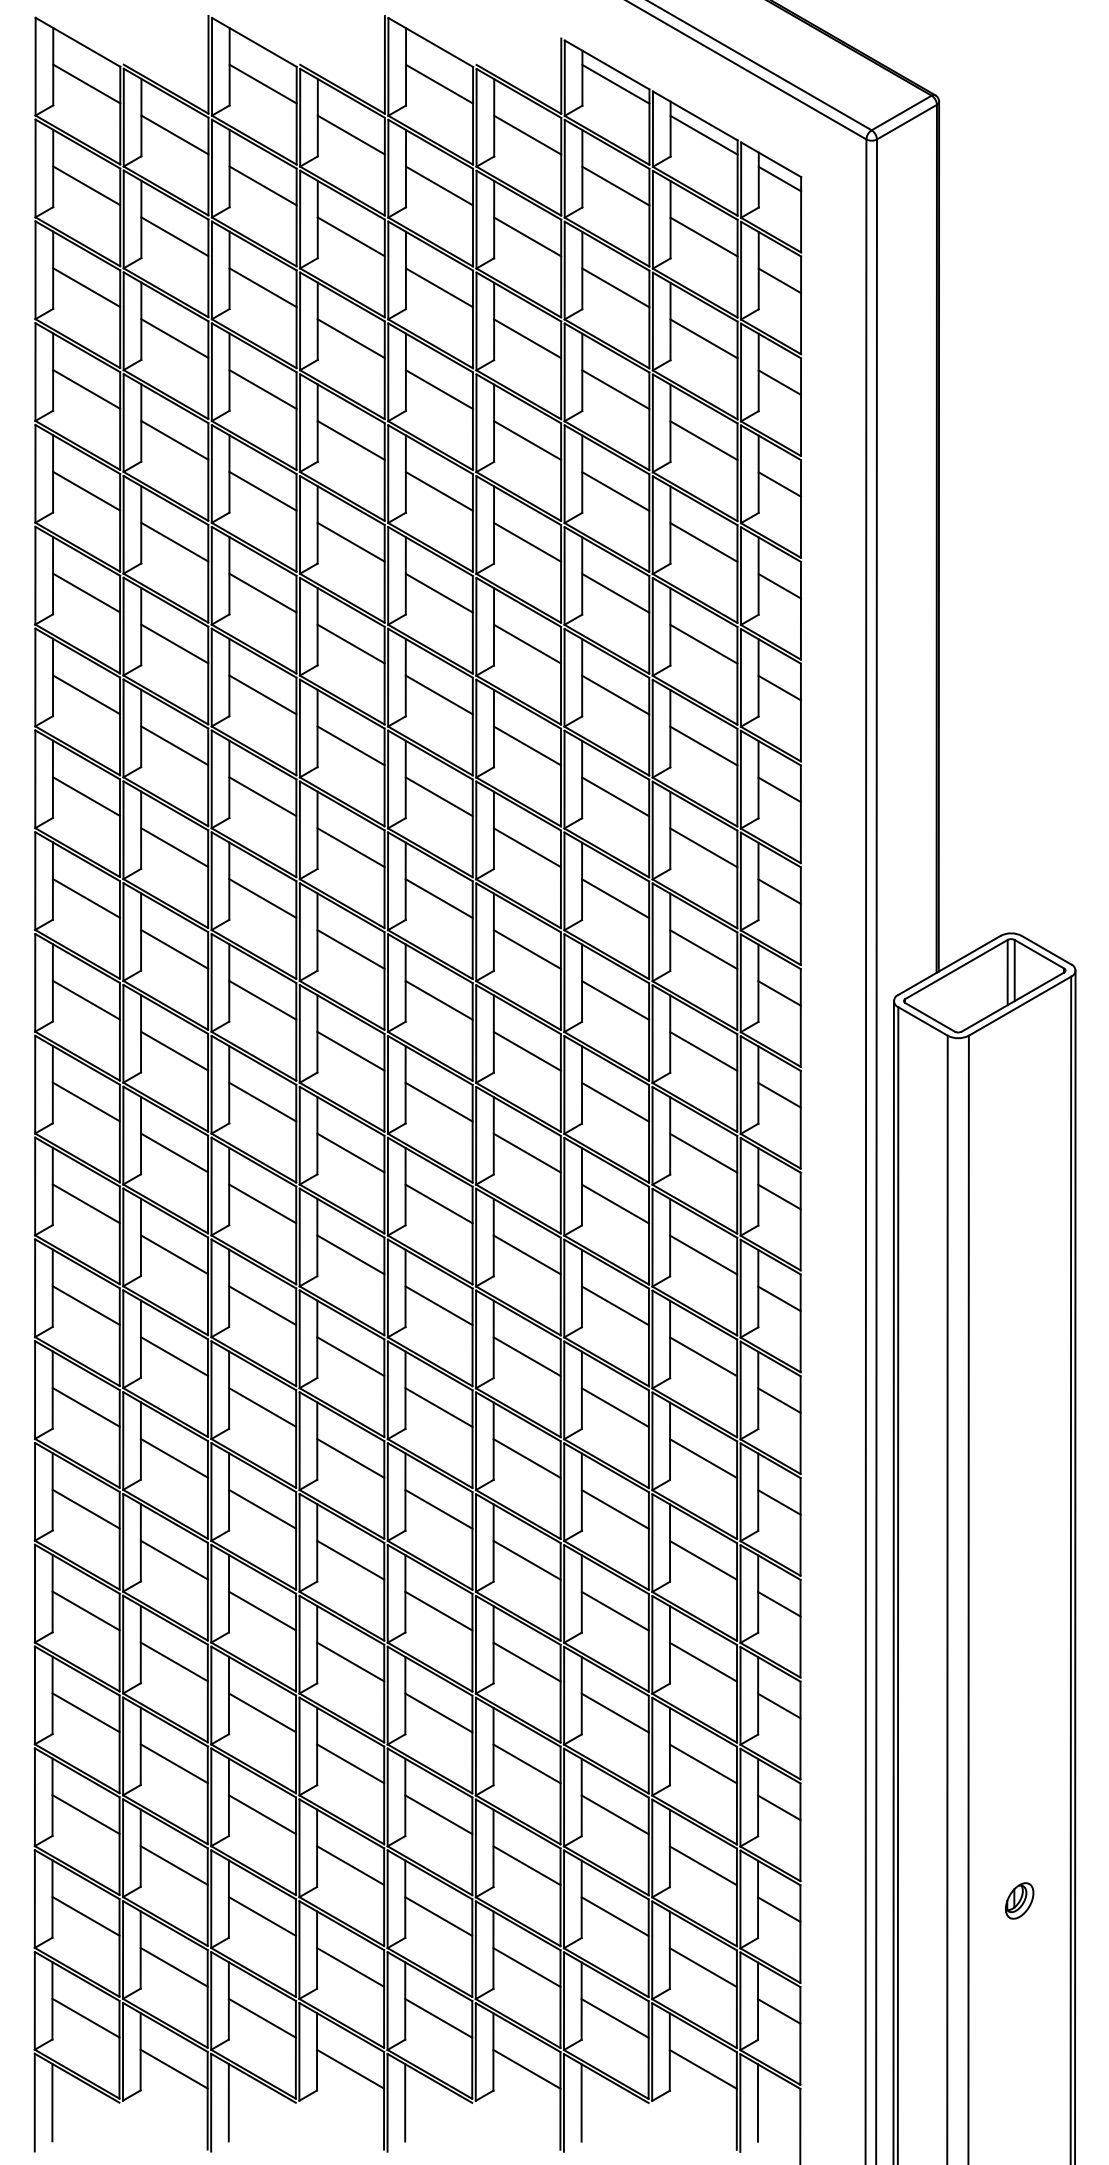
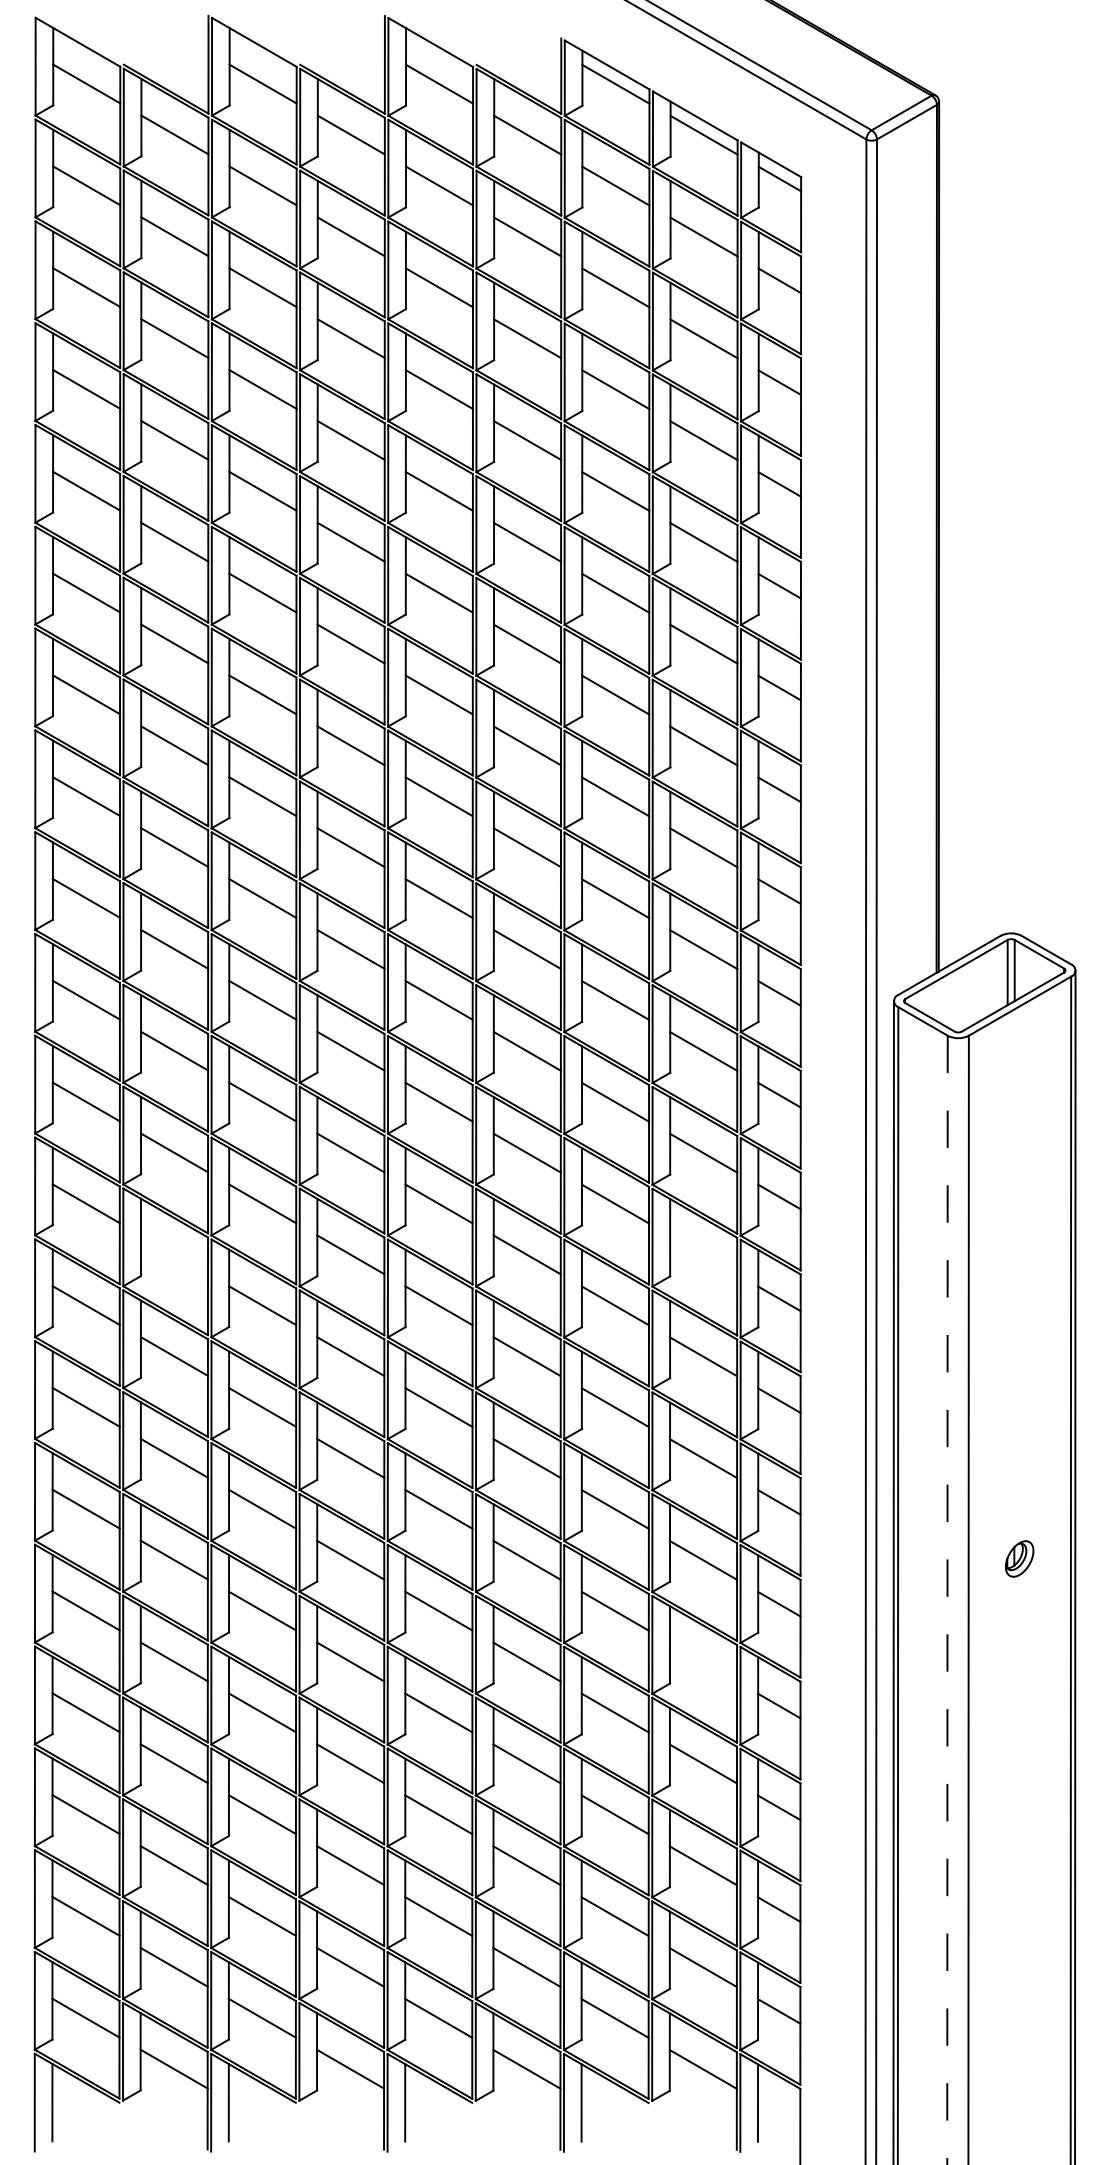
line: present -> none (174, 1254)
line: present -> none (703, 1254)
line: solid -> dashed (947, 1600)
line: present -> none (703, 1661)
part position: (1019, 1900) -> (1019, 1558) (1019, 1558)
